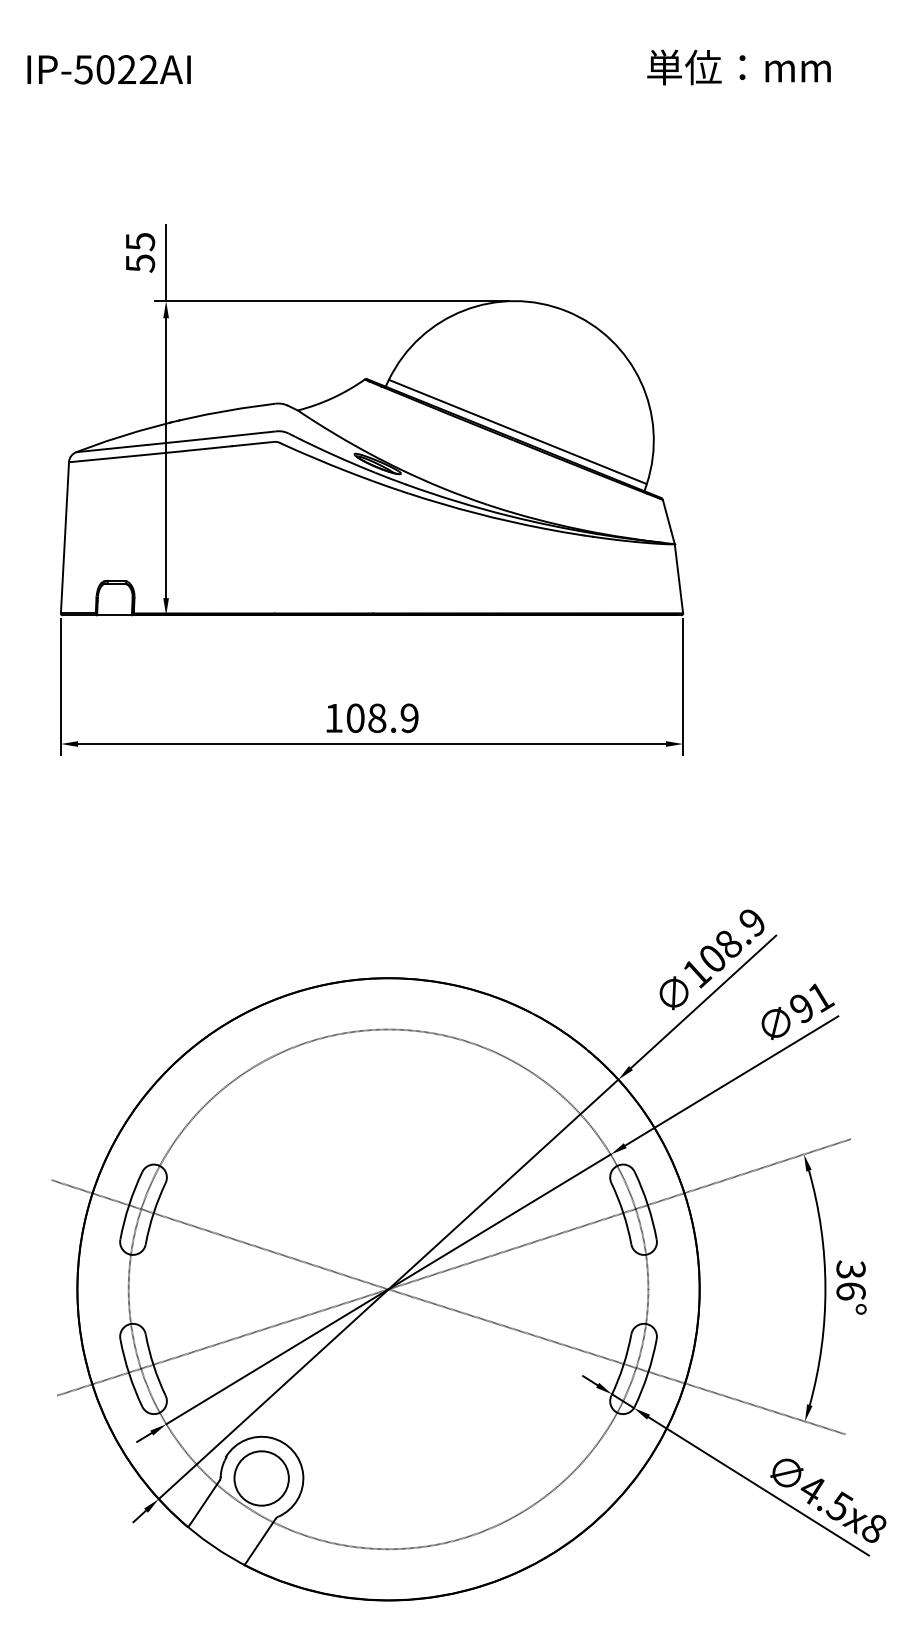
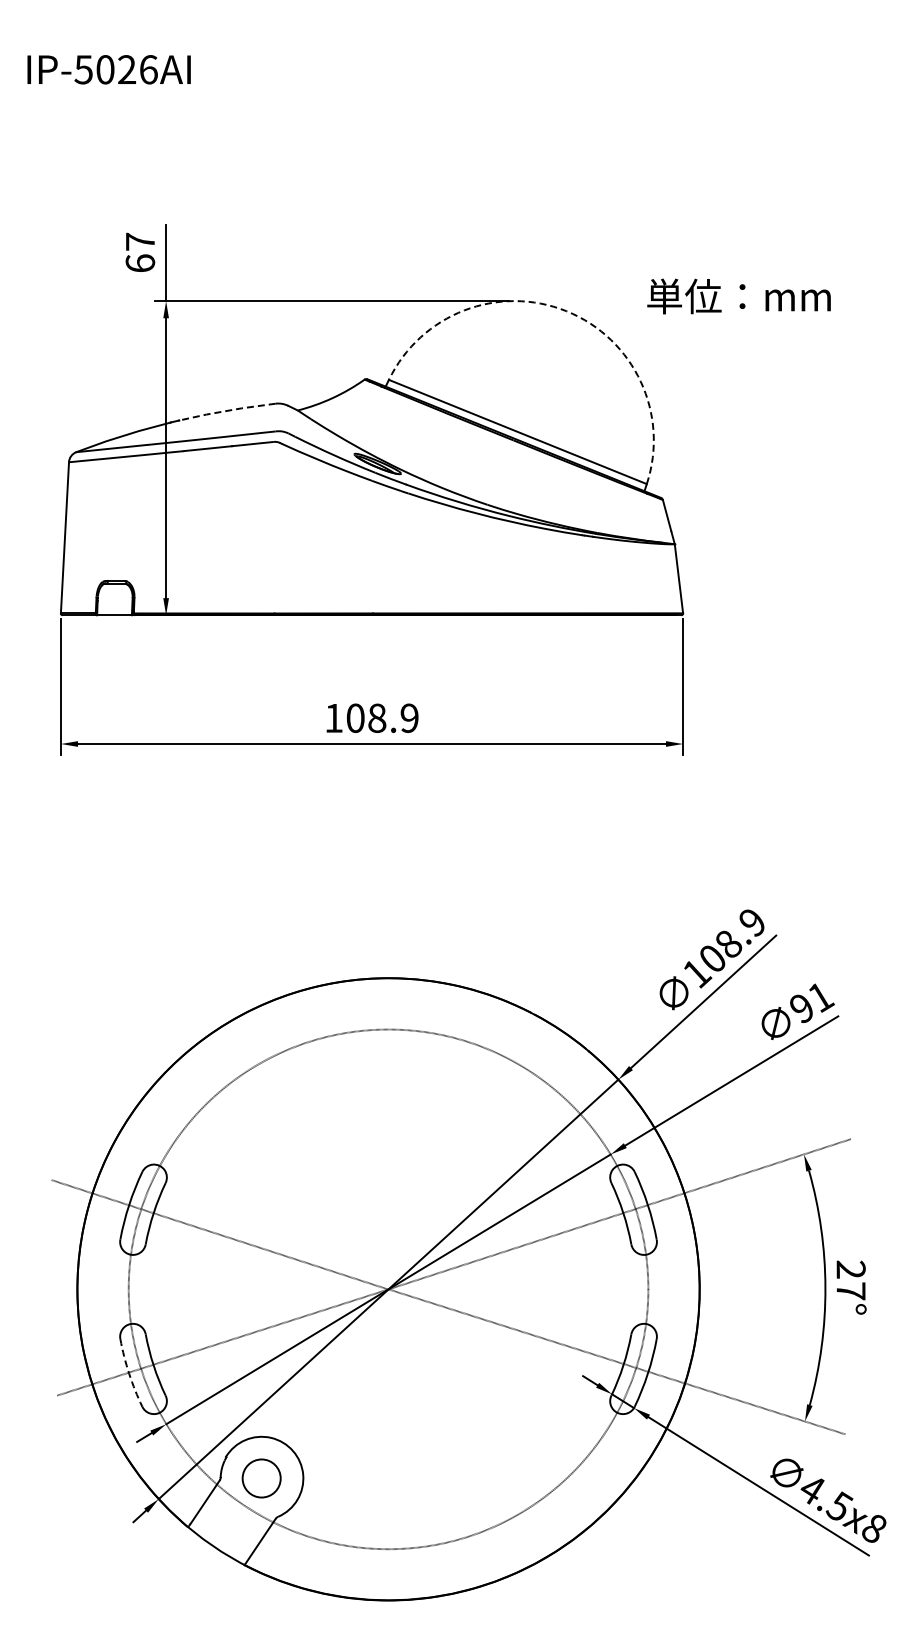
text position: (738, 67) -> (738, 296) (738, 296)
text: IP-5022AI -> IP-5026AI (148, 69)
text: 55 -> 67 (140, 252)
arc: solid -> dashed (566, 311)
line: solid -> dashed (227, 410)
text: 36° -> 27° (850, 1280)
arc: solid -> dashed (129, 1373)
circle diameter: 54 px -> 38 px (261, 1478)
